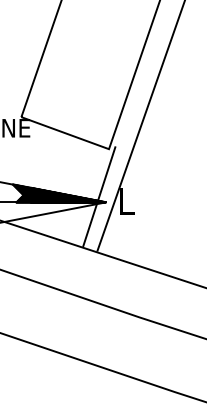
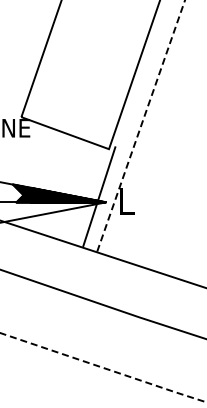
line: solid -> dashed (141, 126)
line: solid -> dashed (104, 368)
